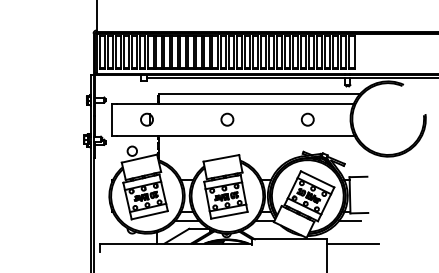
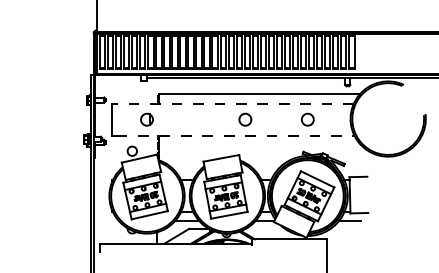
line: solid -> dashed (235, 103)
circle position: (227, 119) -> (245, 119) (245, 119)
line: solid -> dashed (235, 135)
line: present -> none (352, 243)
